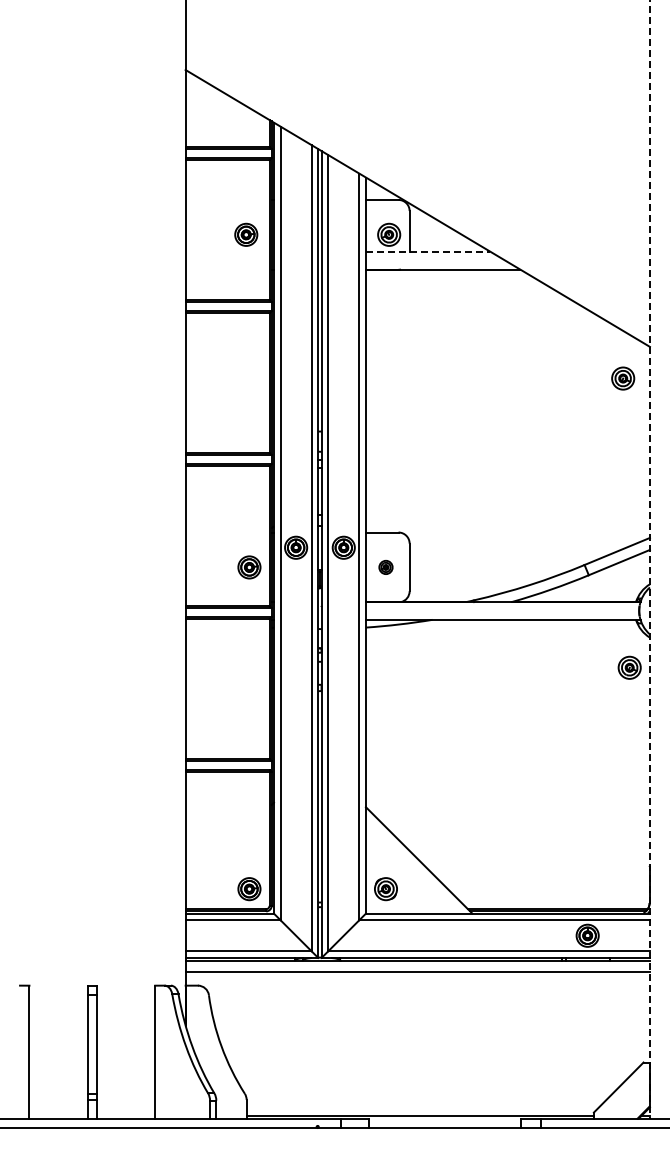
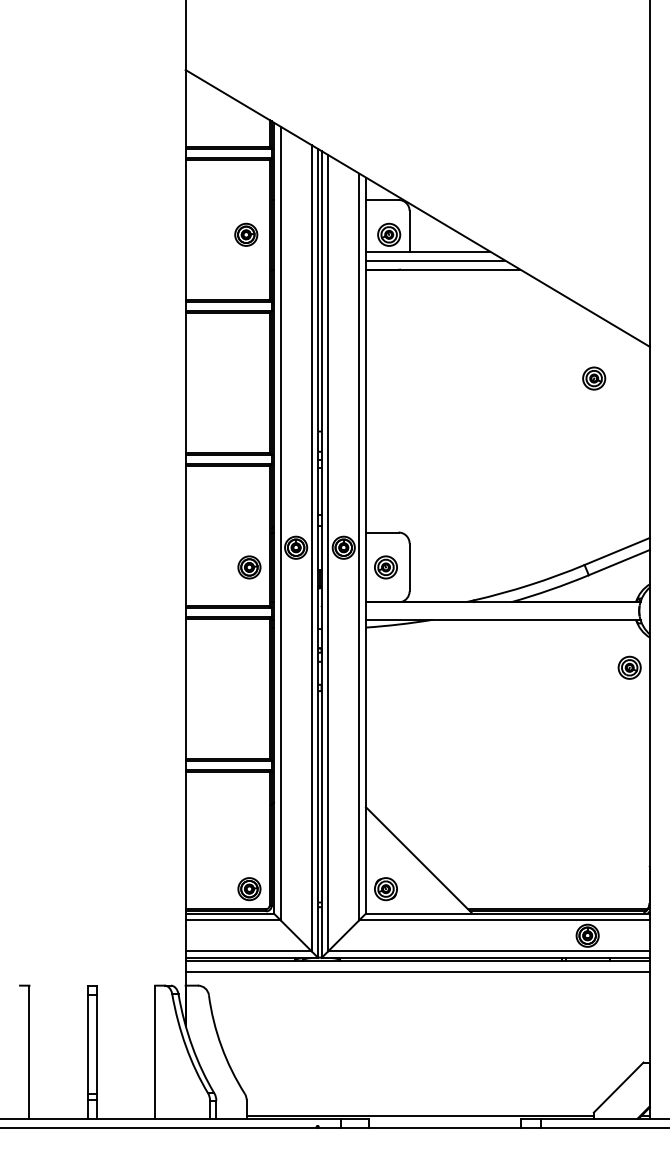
line: dashed -> solid (428, 251)
line: none -> present (435, 260)
part position: (623, 378) -> (594, 378) (594, 378)
line: dashed -> solid (649, 559)
part size: 16x15 px -> 24x25 px (385, 567)
